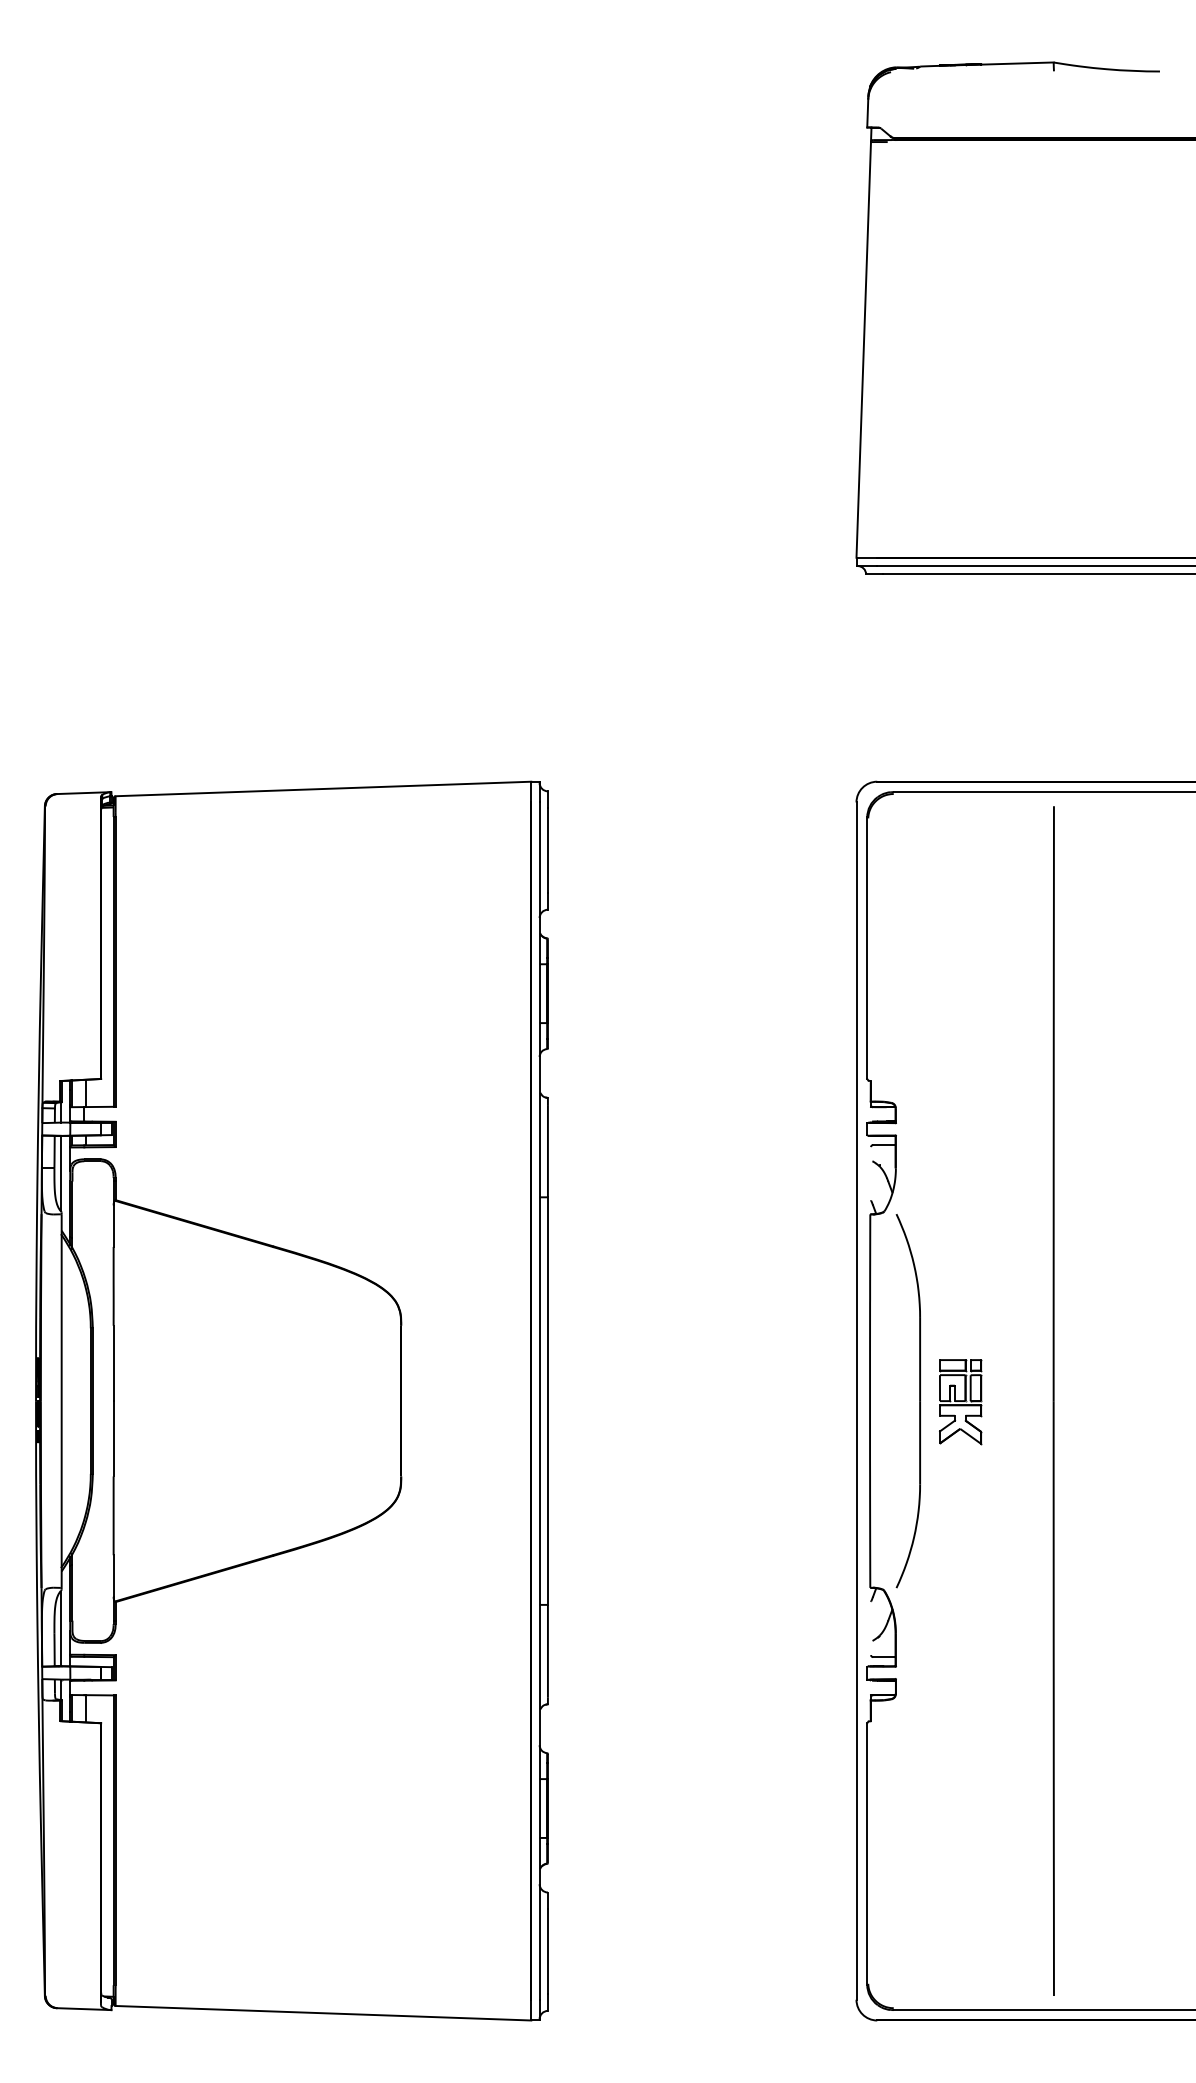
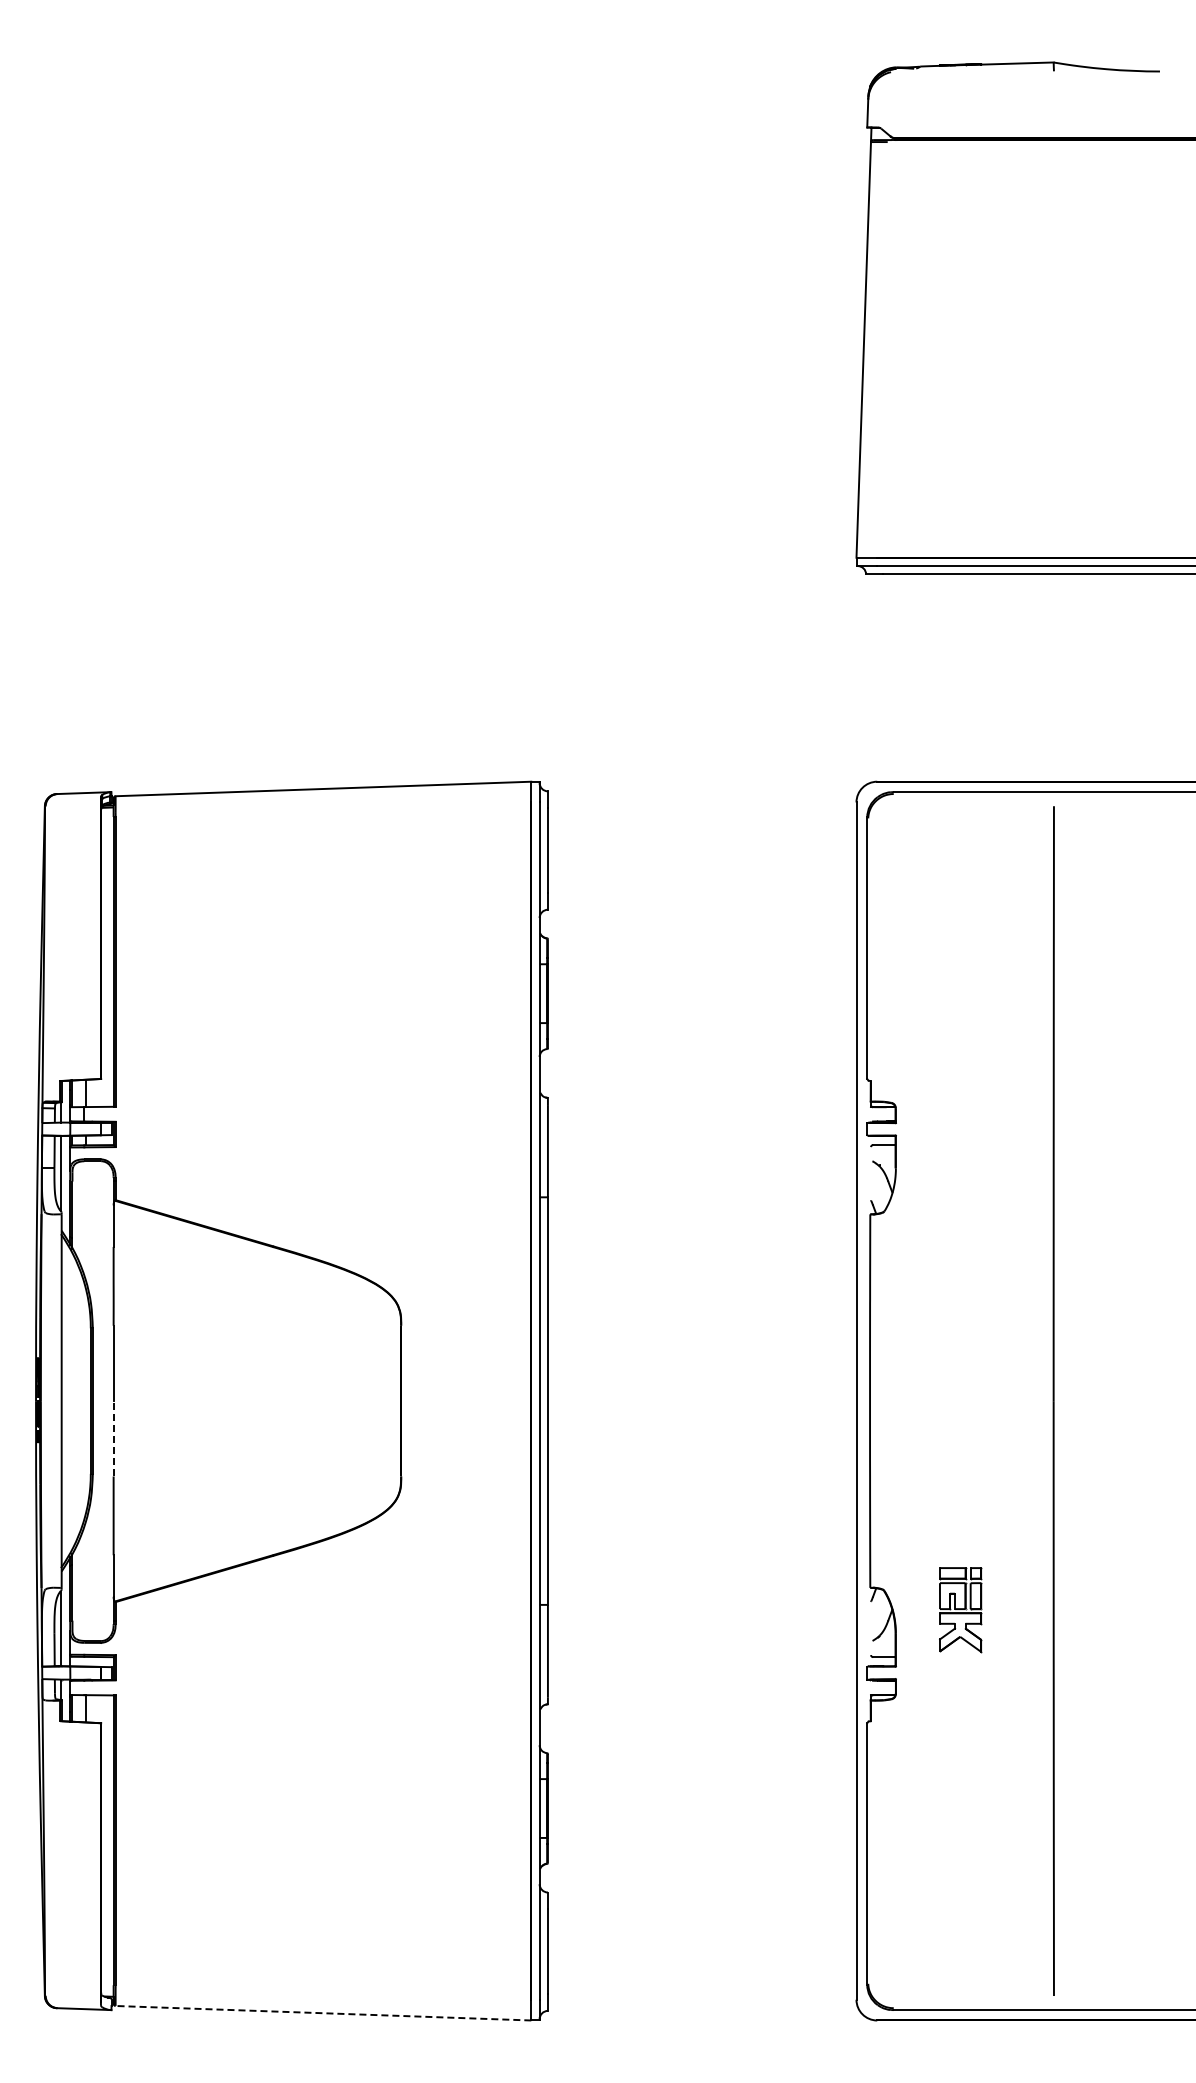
part: present -> none (919, 1401)
part position: (960, 1402) -> (960, 1610) (960, 1610)
line: solid -> dashed (113, 1438)
line: solid -> dashed (323, 2013)
